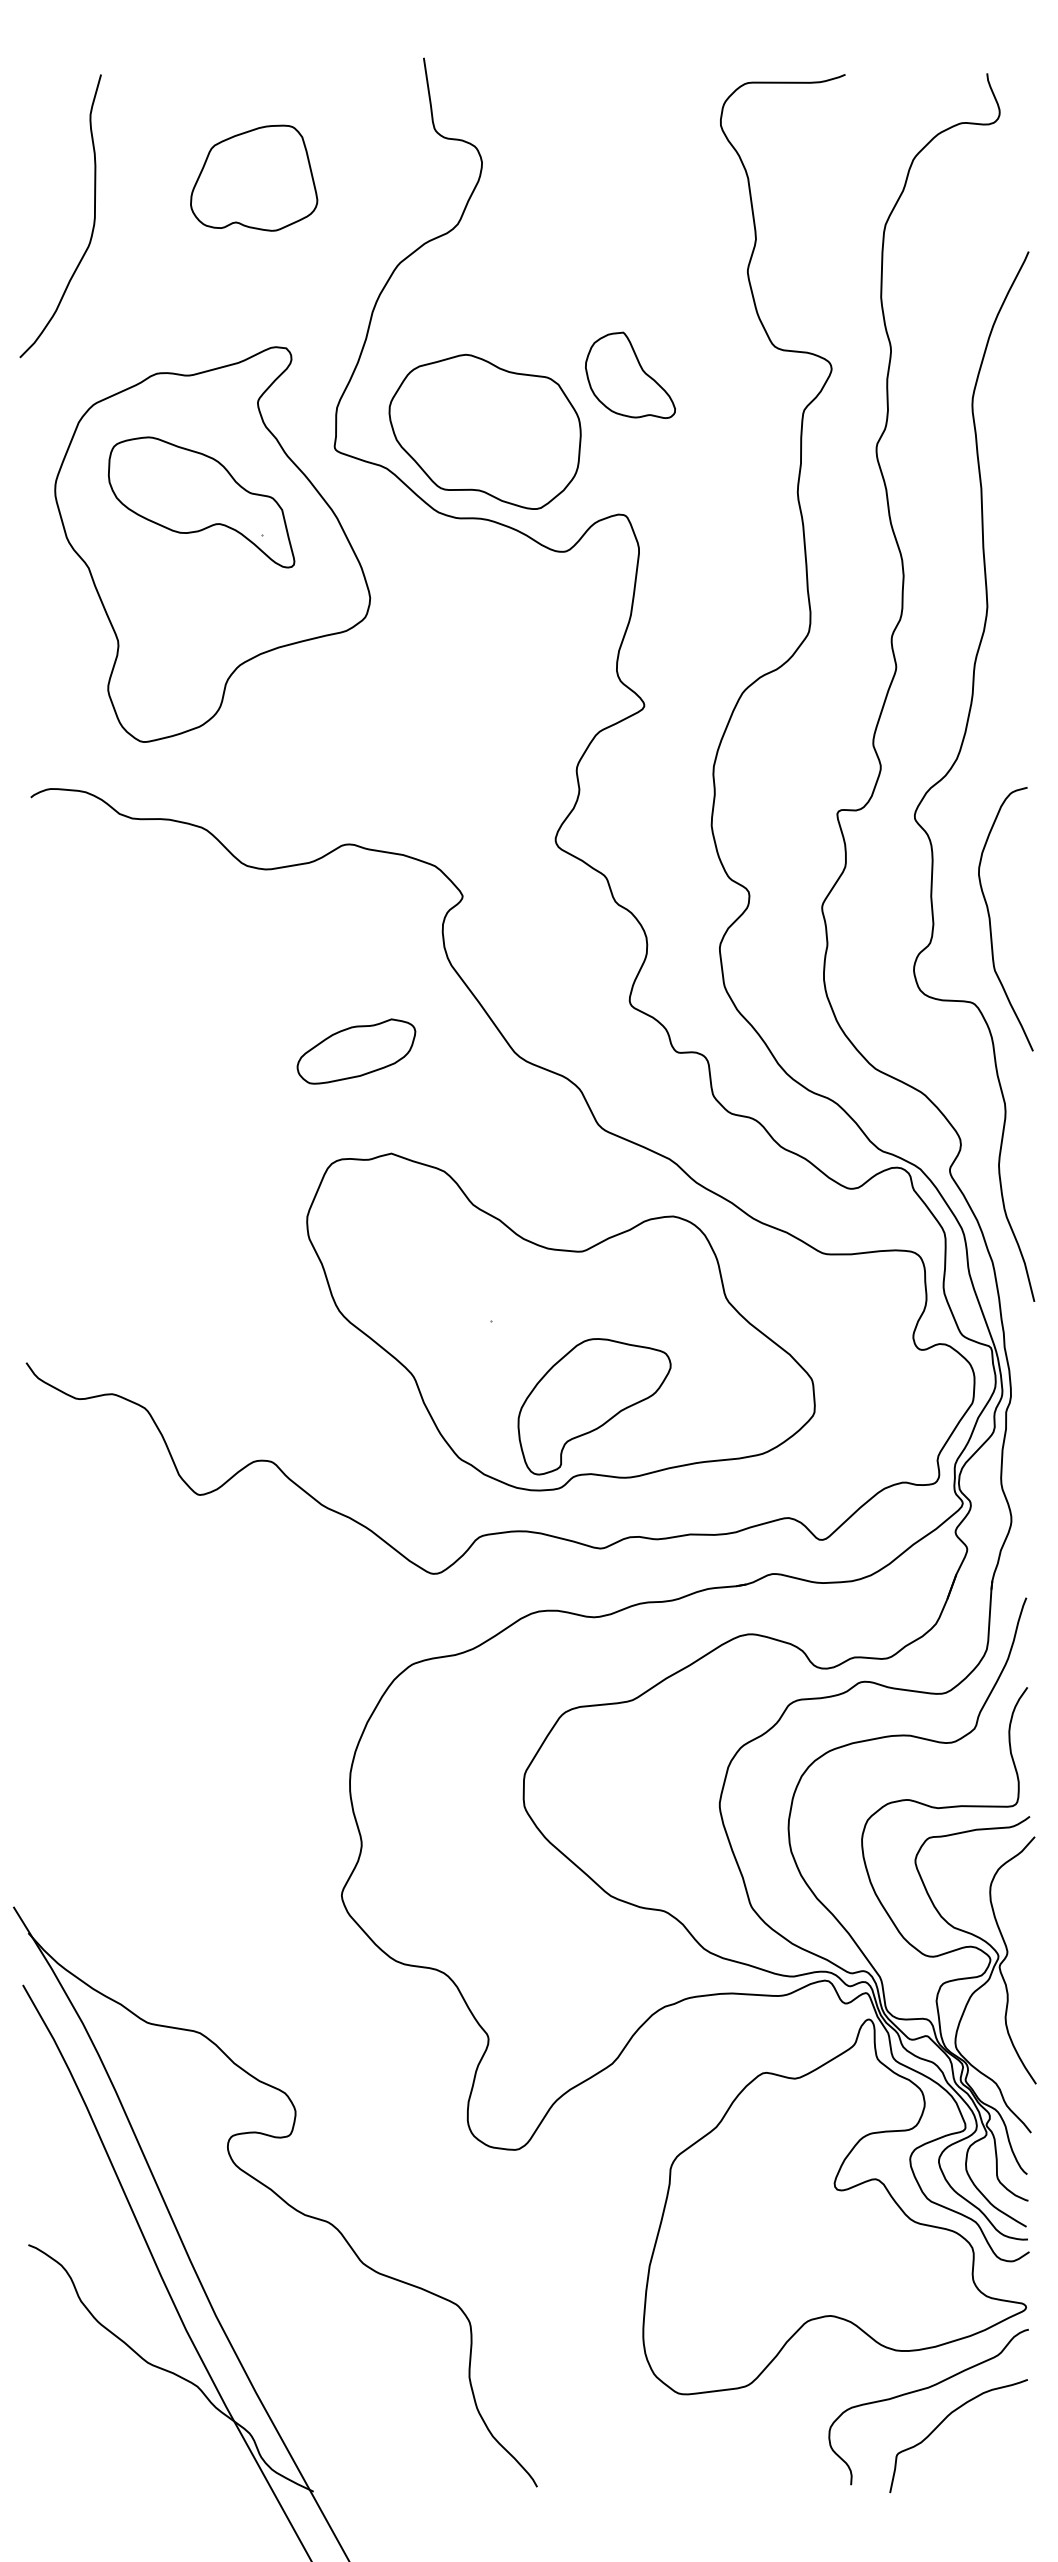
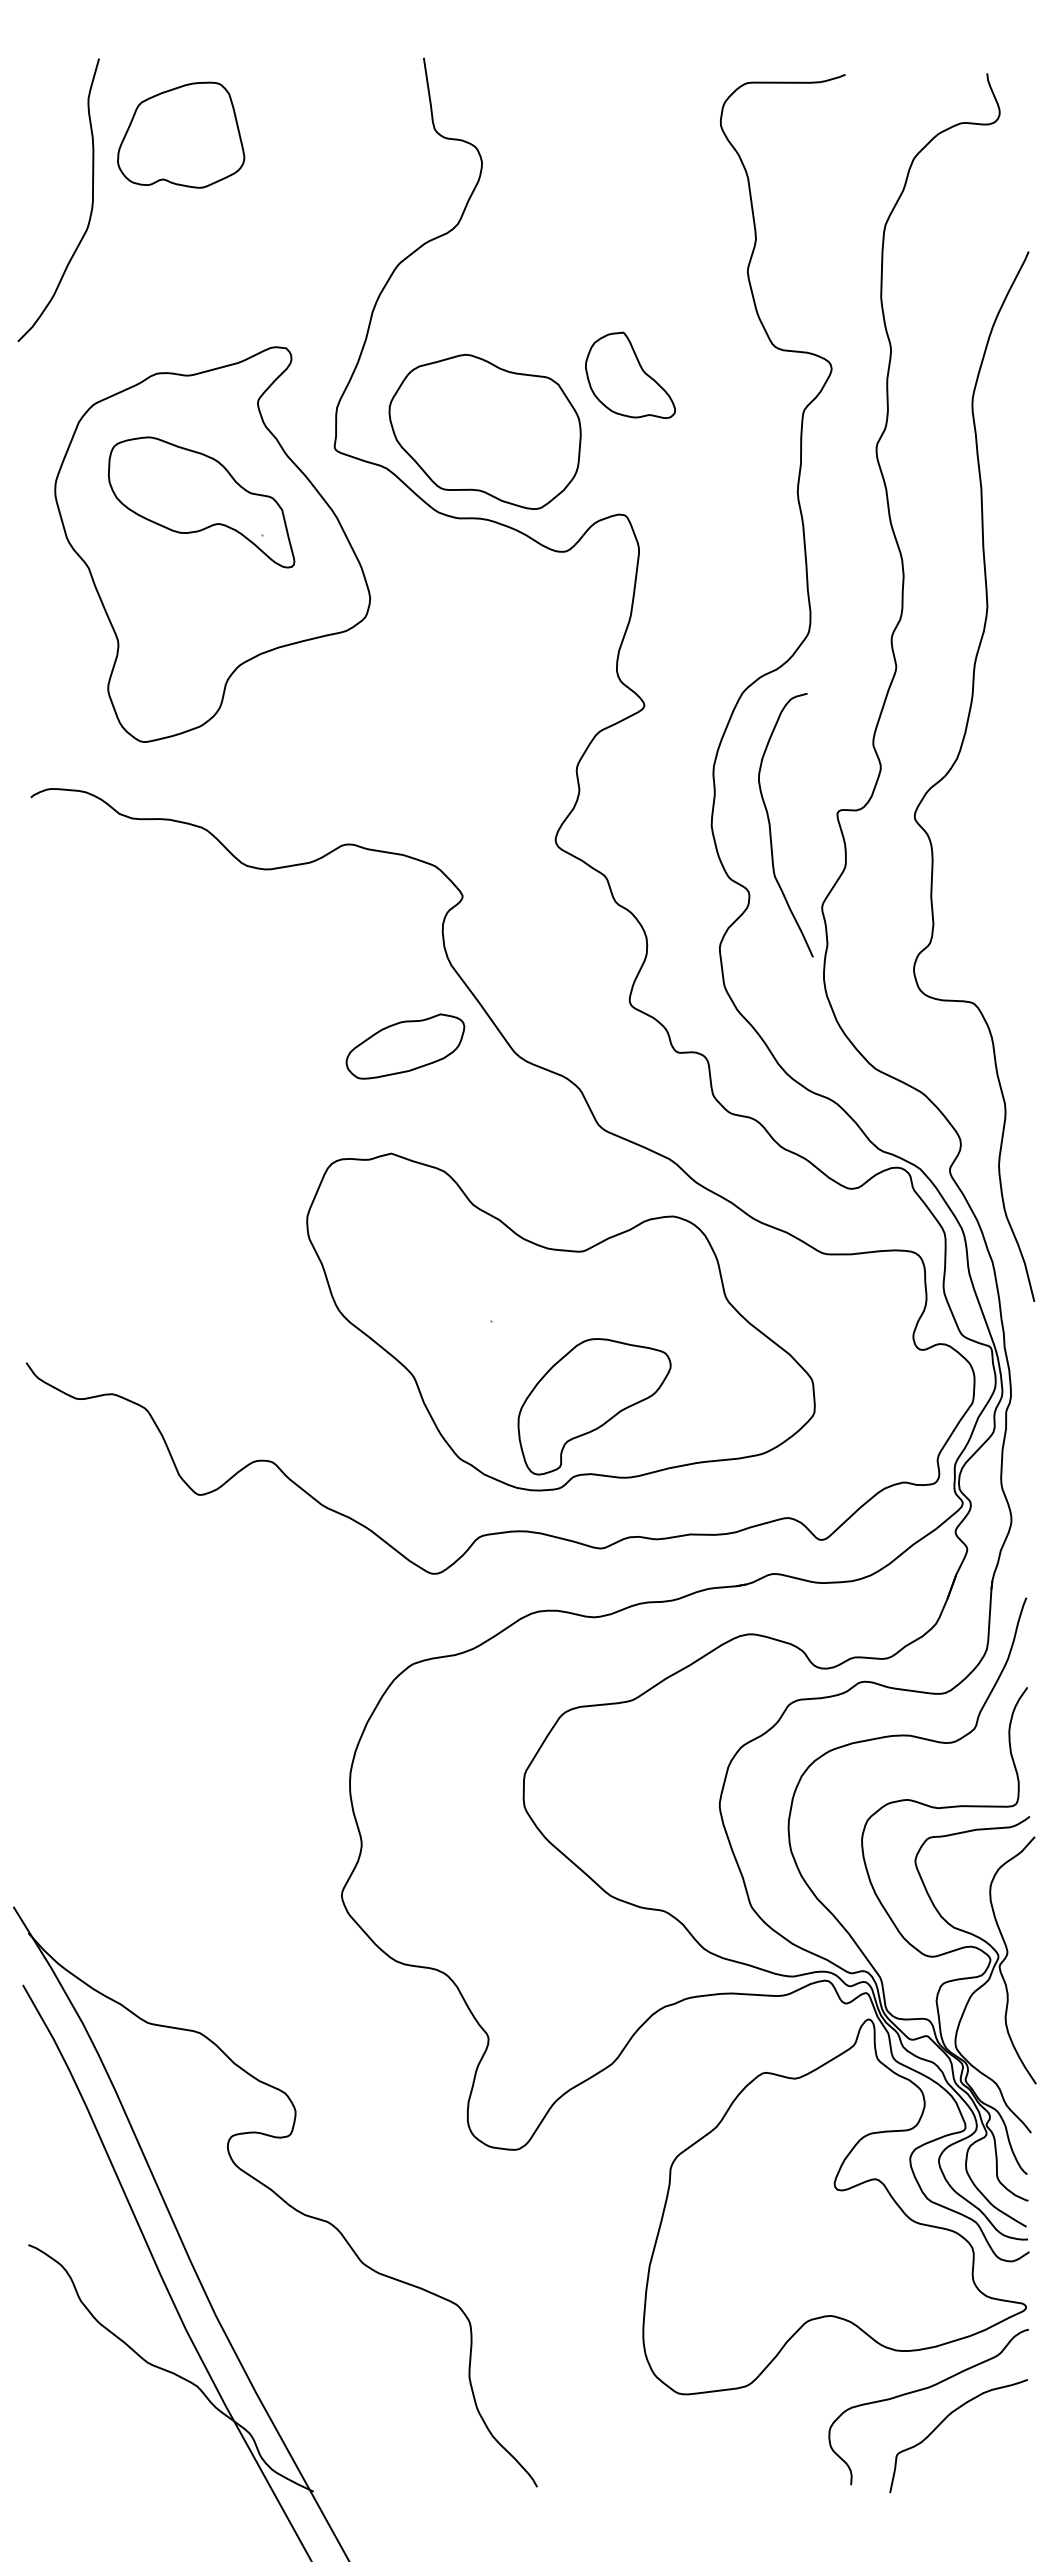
part position: (254, 177) -> (181, 134) (181, 134)
curve position: (93, 219) -> (91, 203) (91, 203)
curve position: (990, 919) -> (770, 825) (770, 825)
part position: (356, 1051) -> (405, 1046) (405, 1046)
